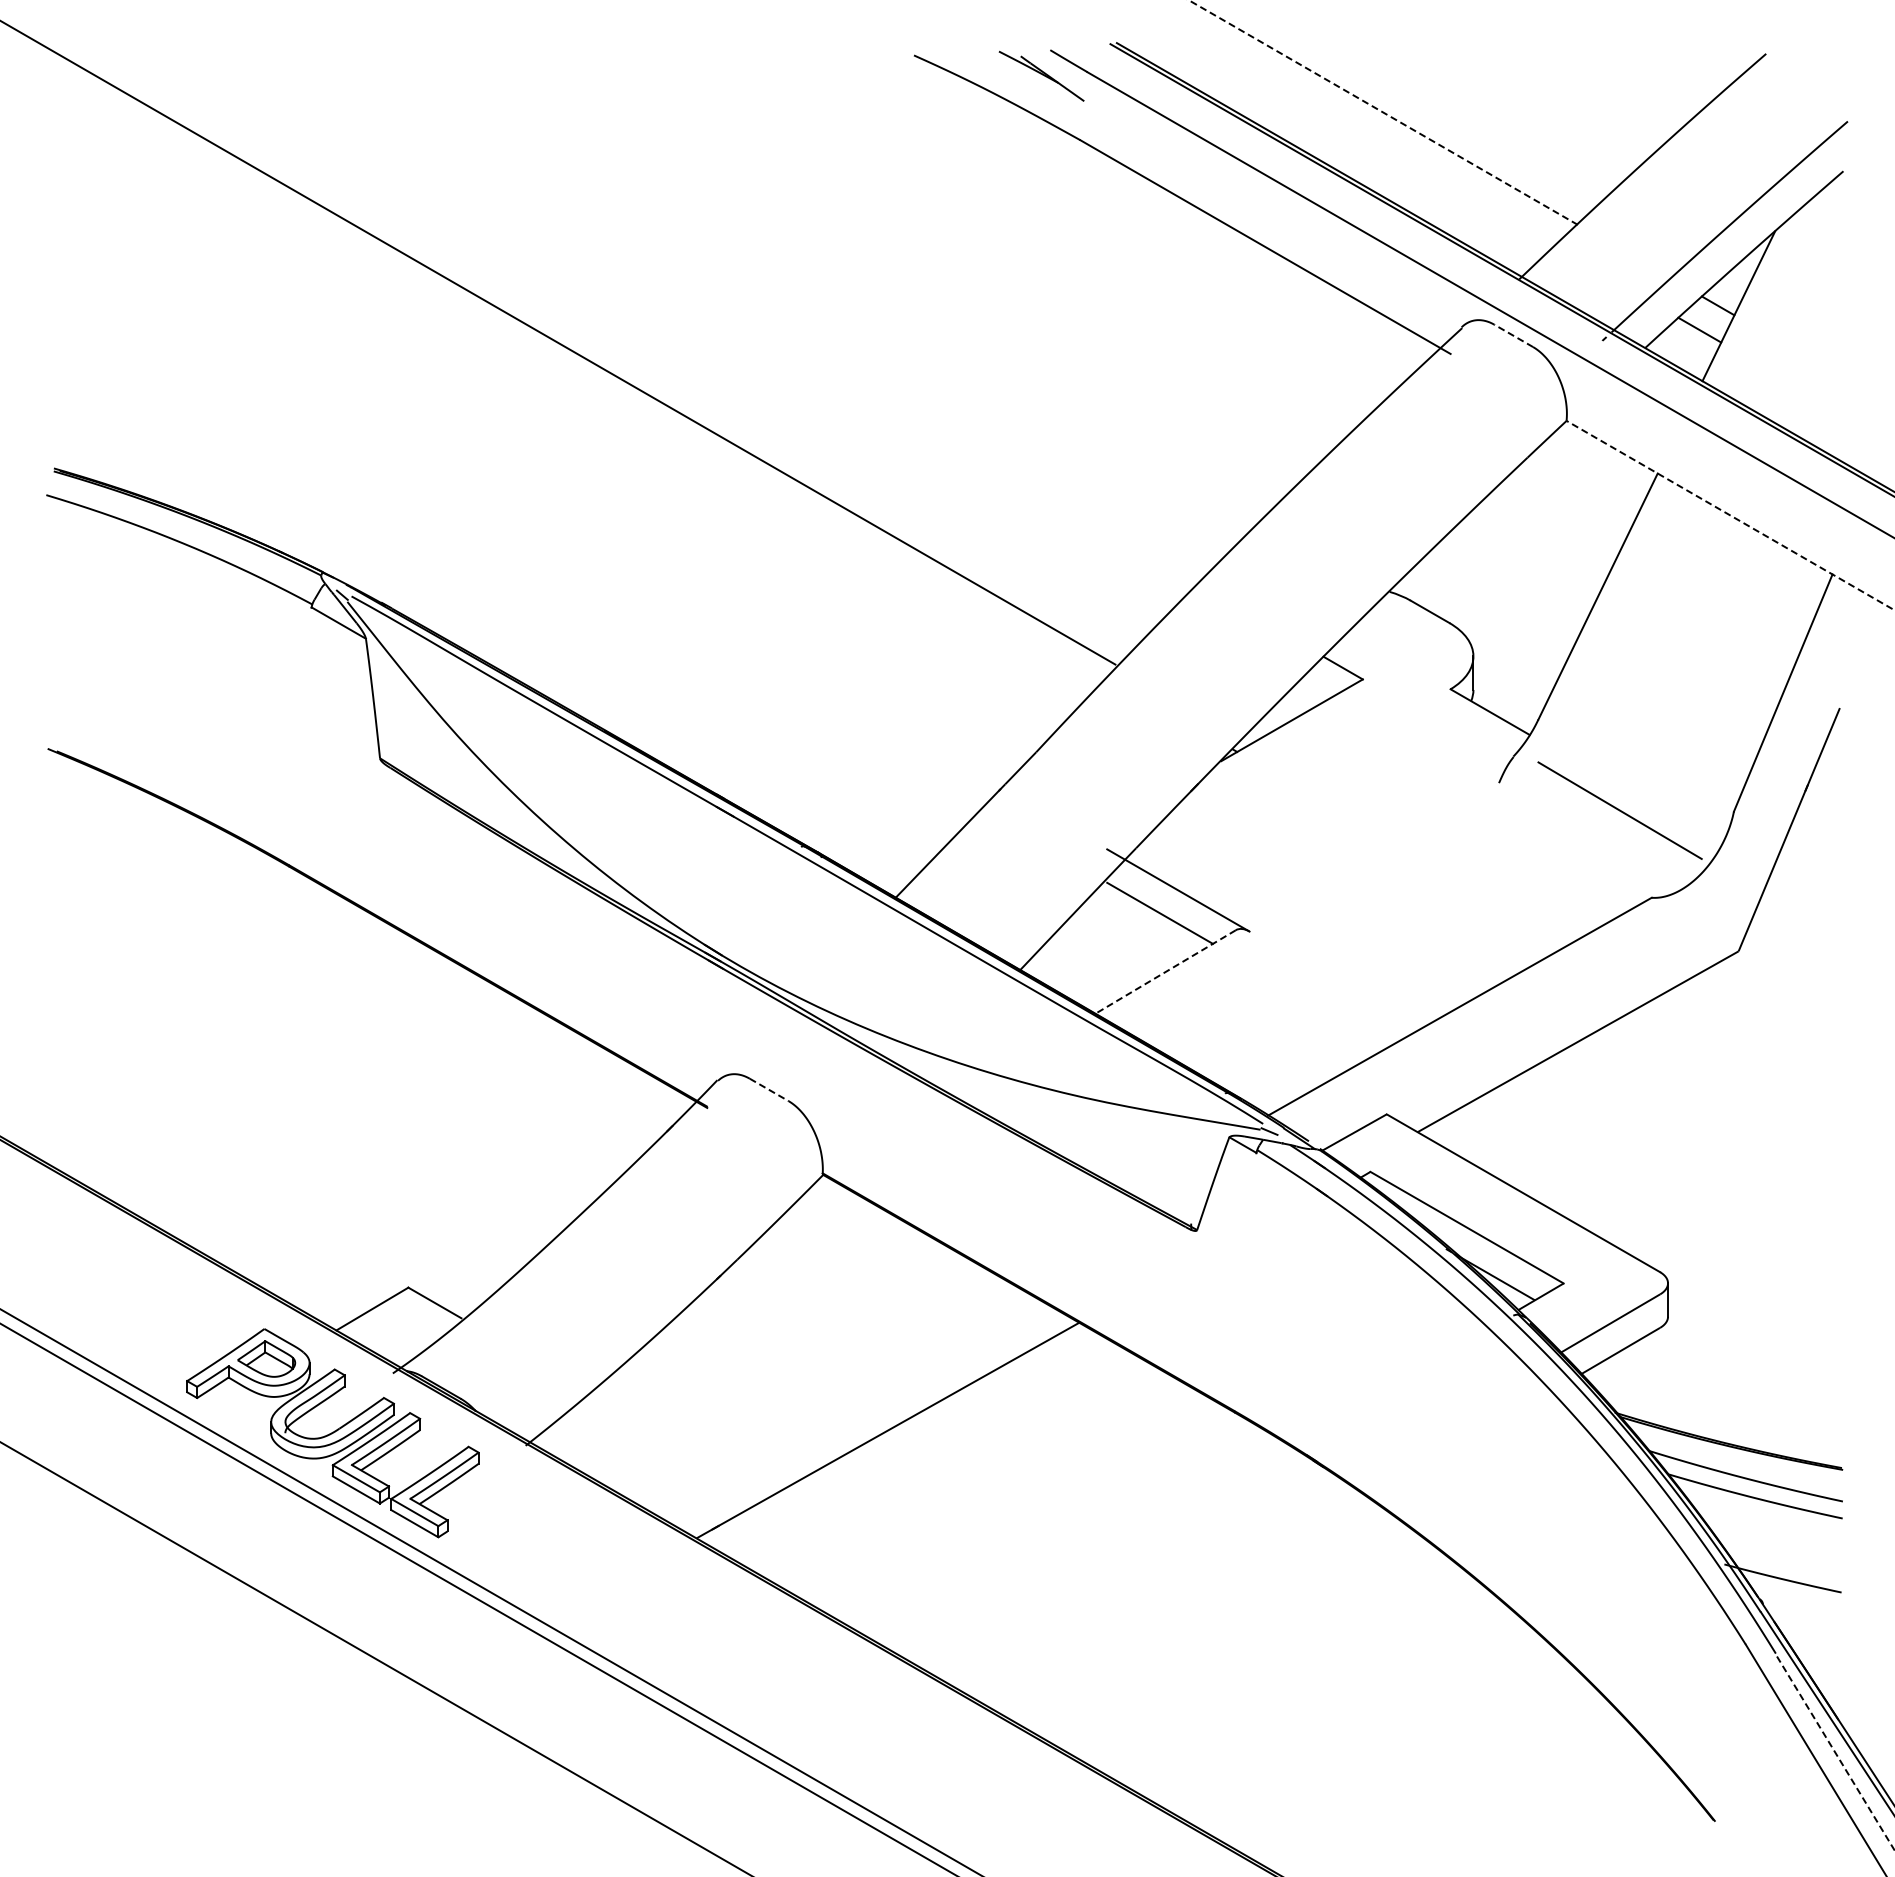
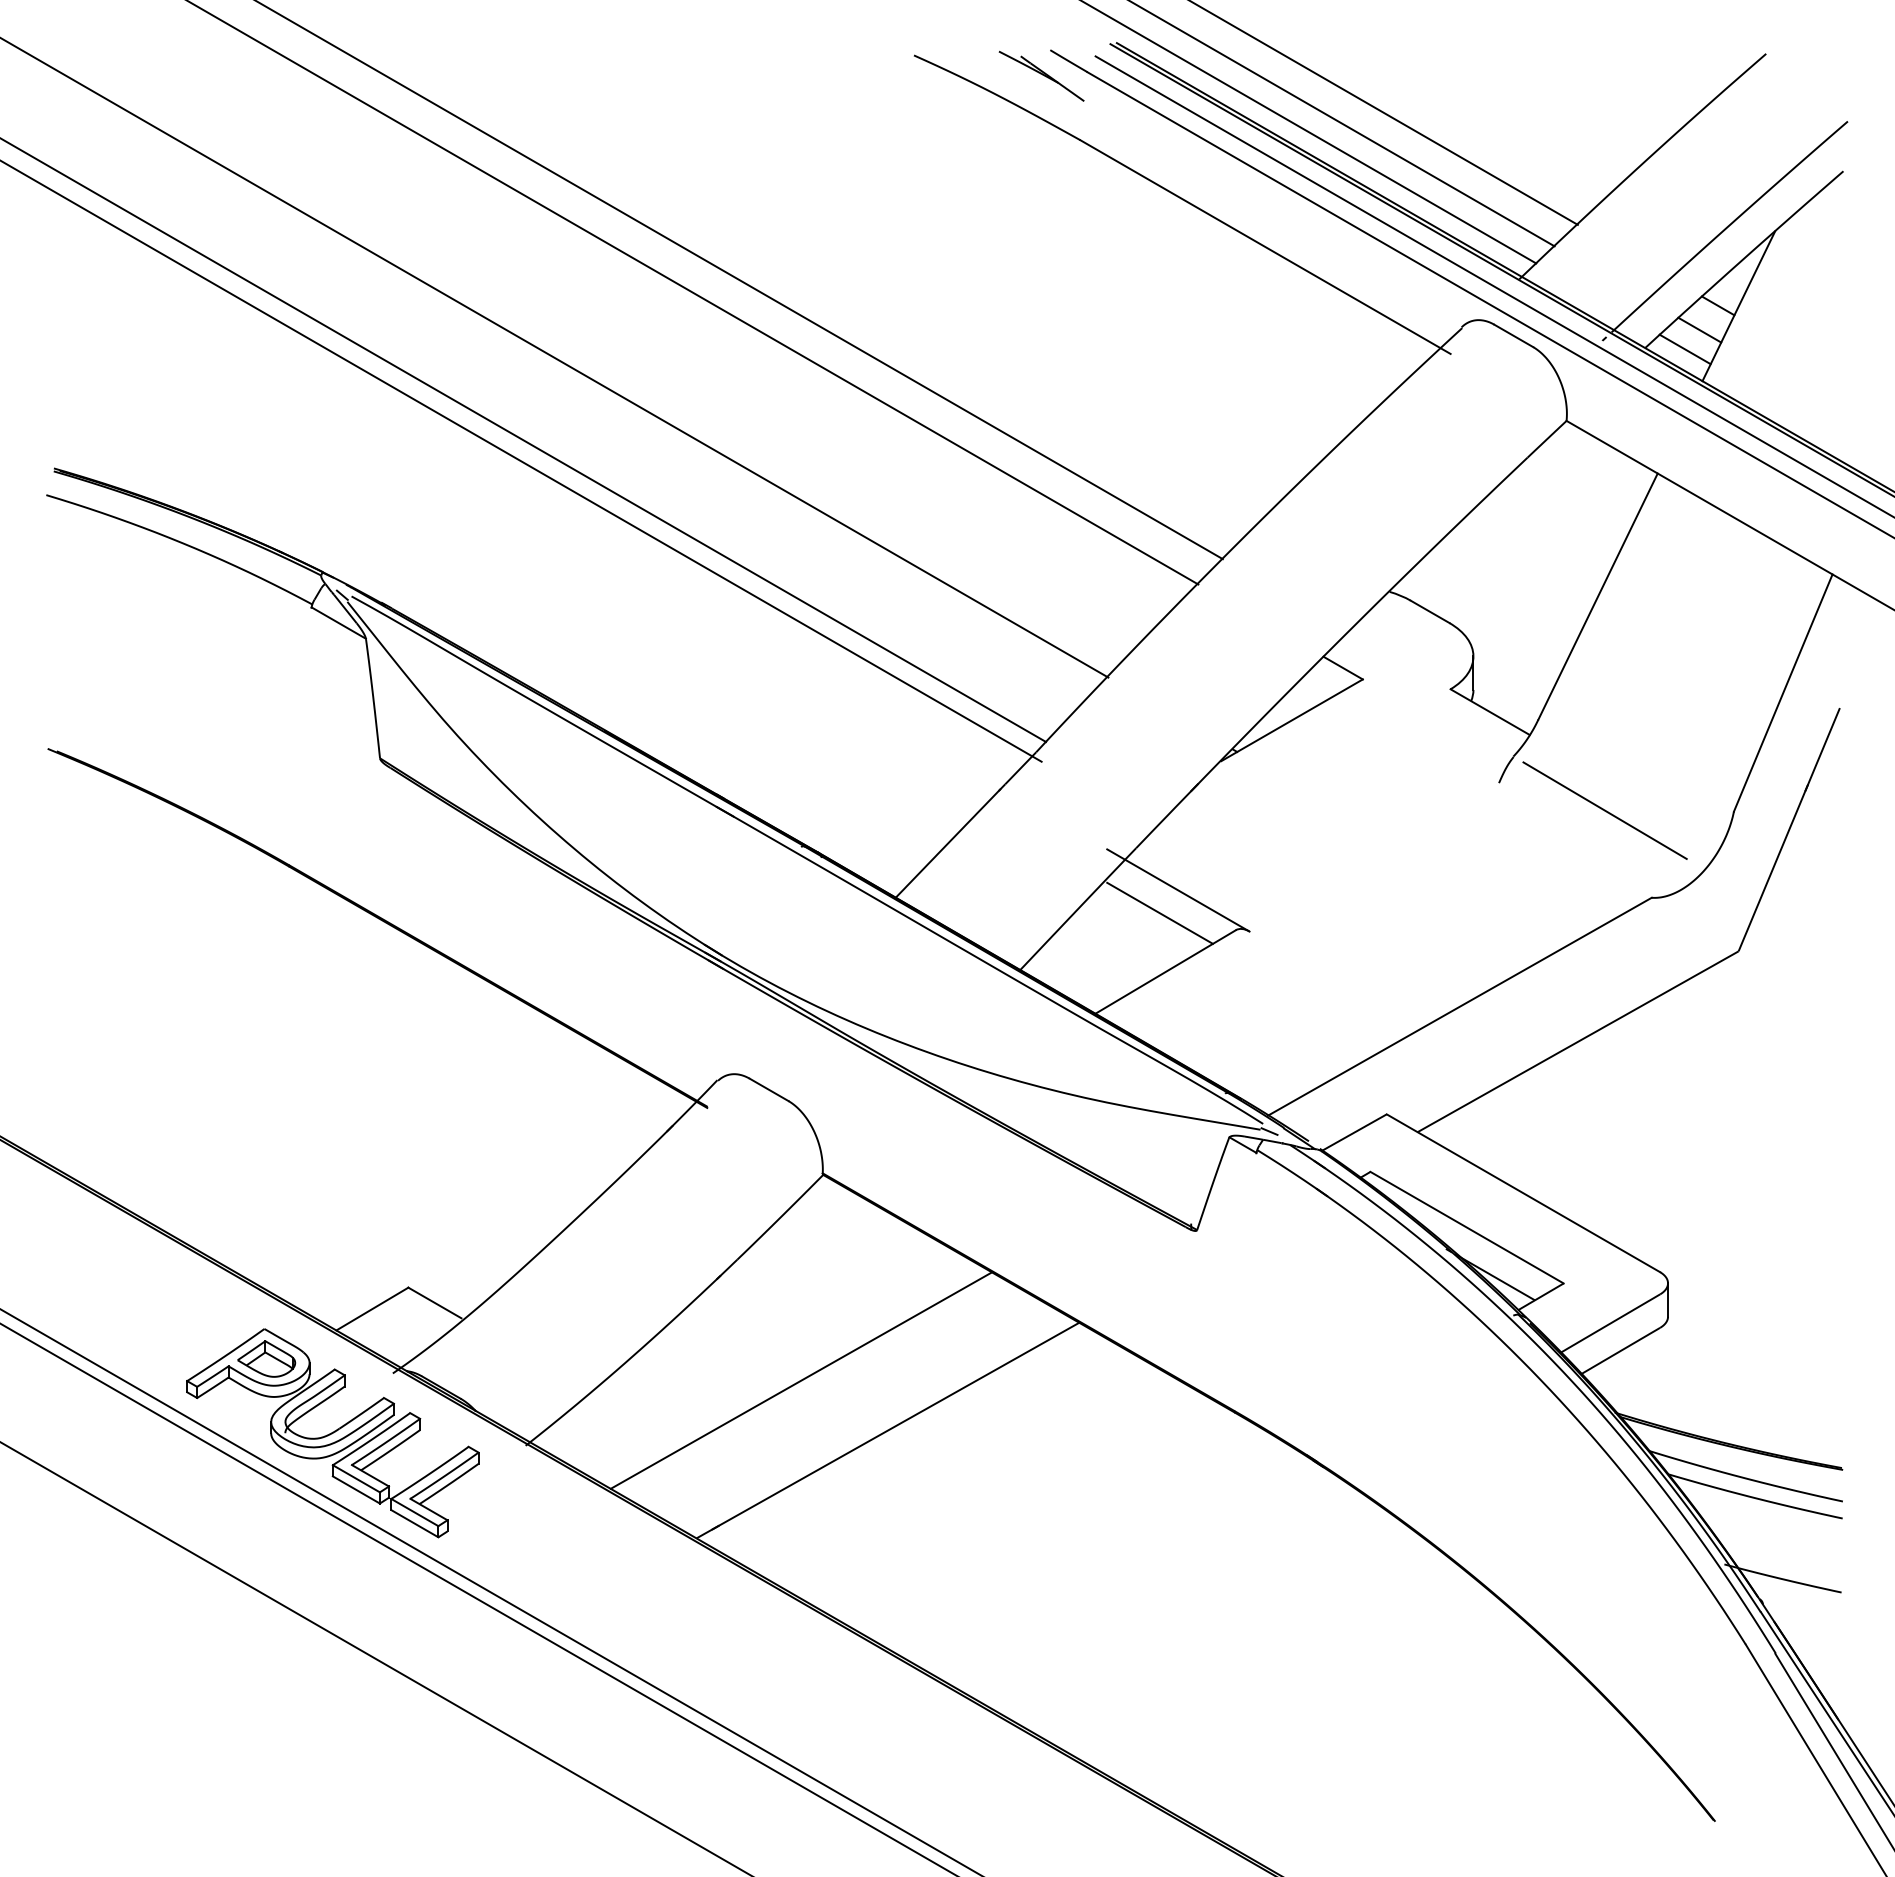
line: dashed -> solid (1383, 112)
line: none -> present (1342, 124)
line: none -> present (1309, 132)
line: none -> present (740, 280)
line: none -> present (1493, 285)
line: none -> present (694, 293)
line: dashed -> solid (1513, 335)
line position: (558, 342) -> (555, 357) (555, 357)
line: none -> present (1684, 349)
line: none -> present (524, 440)
line: none -> present (521, 461)
line: dashed -> solid (1730, 515)
line position: (1619, 810) -> (1604, 810) (1604, 810)
line: dashed -> solid (1165, 972)
line: dashed -> solid (769, 1090)
line: none -> present (801, 1380)
line: dashed -> solid (1834, 1751)
